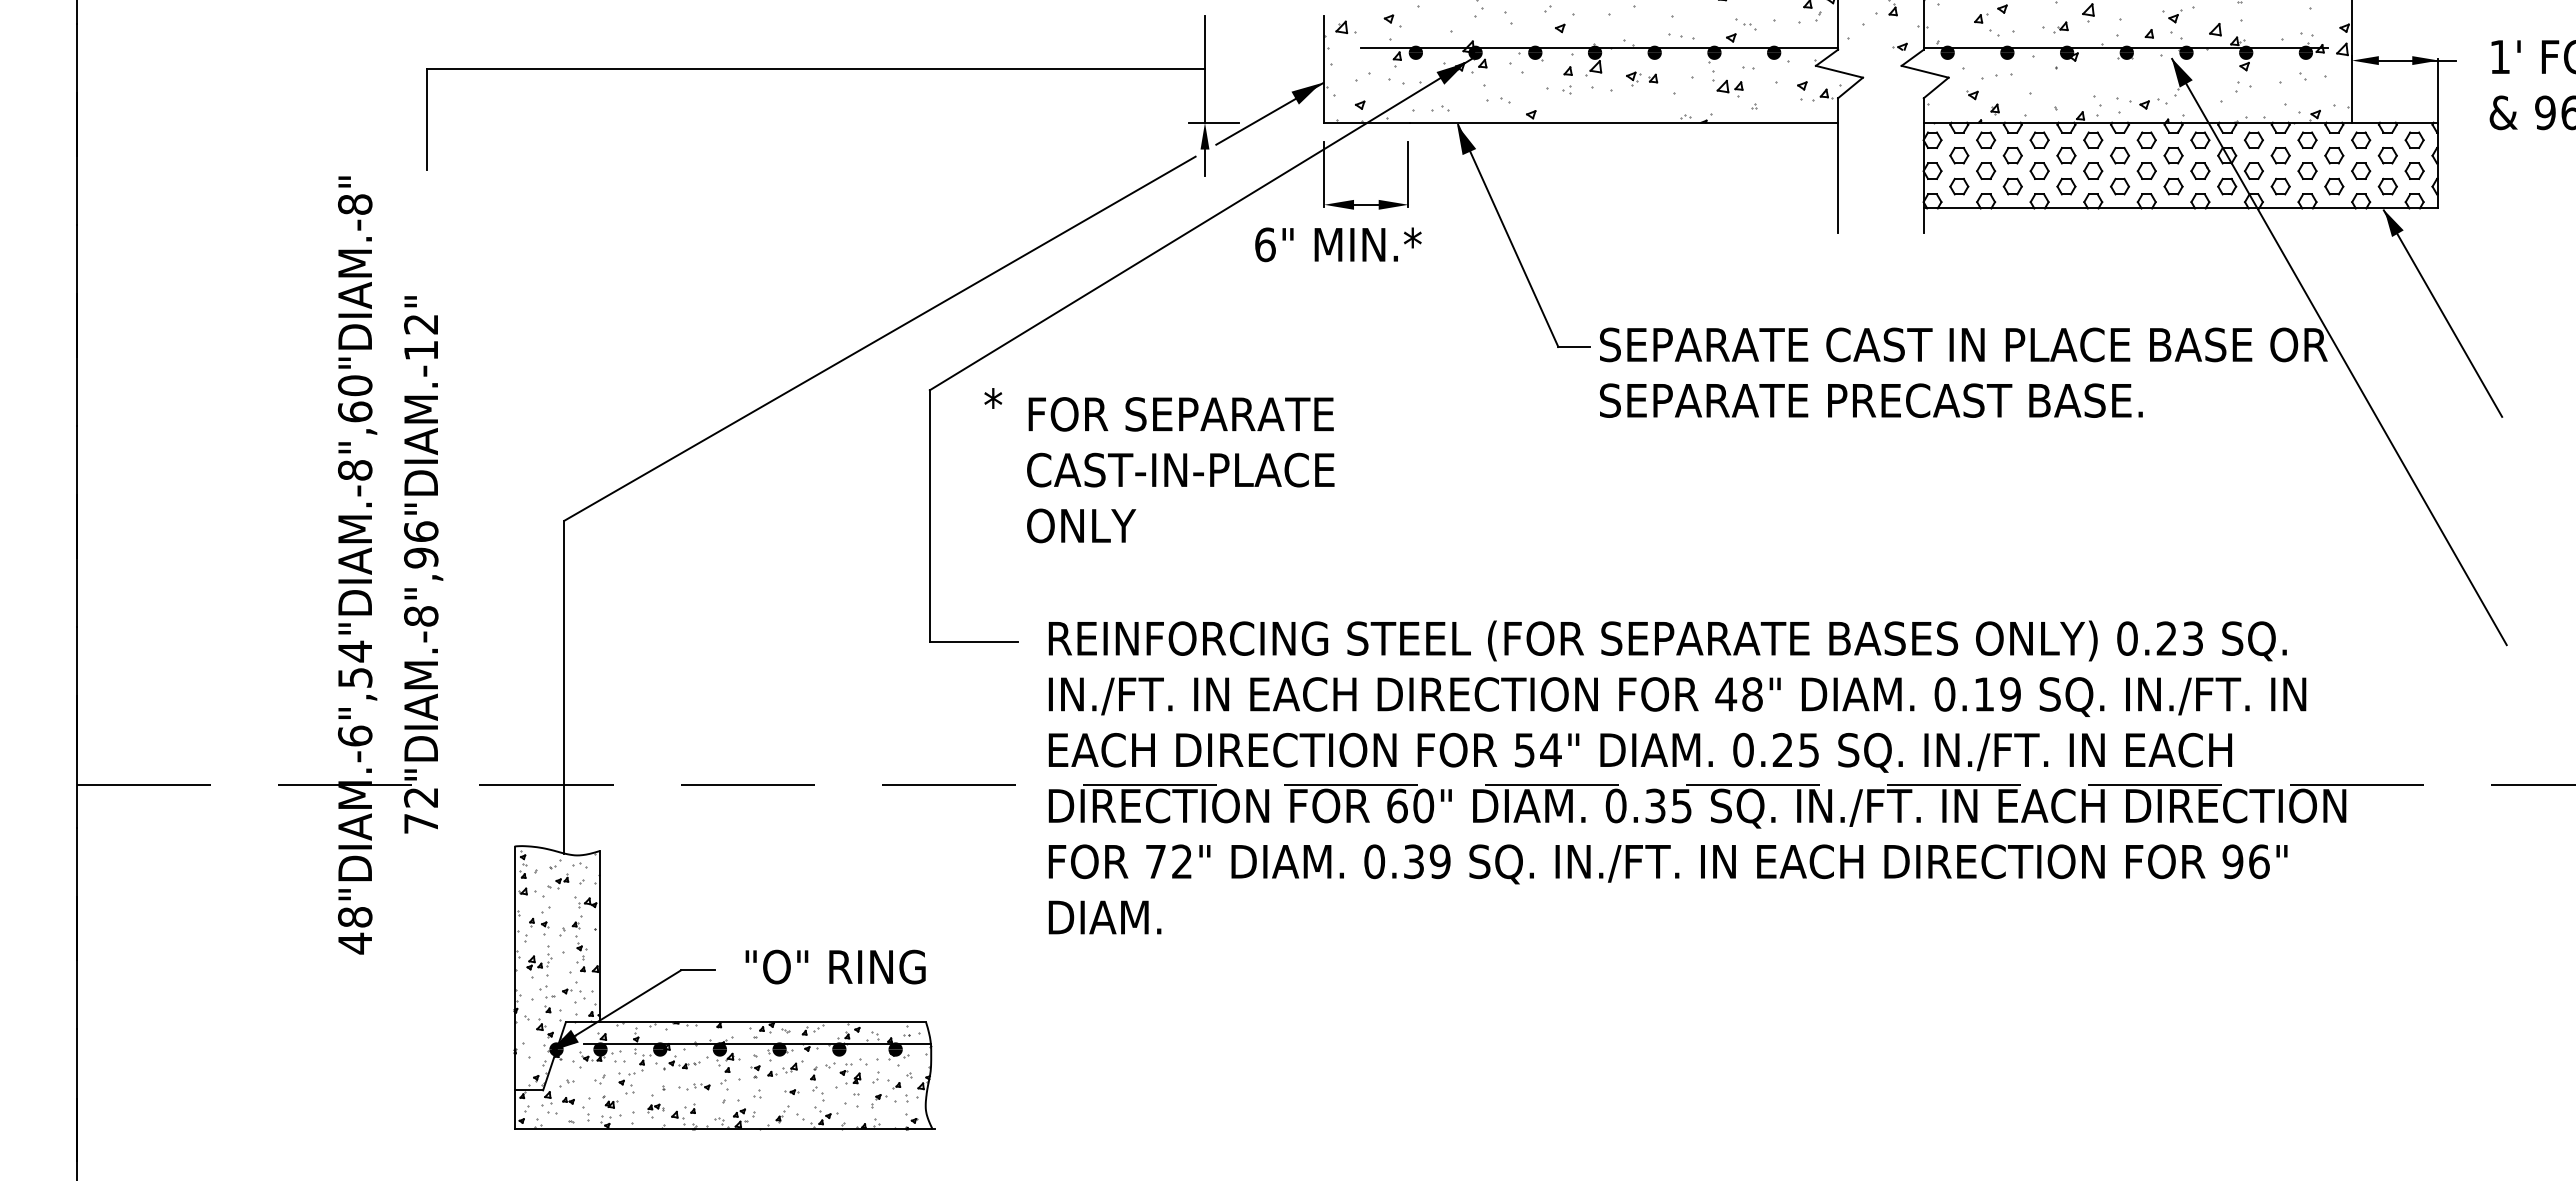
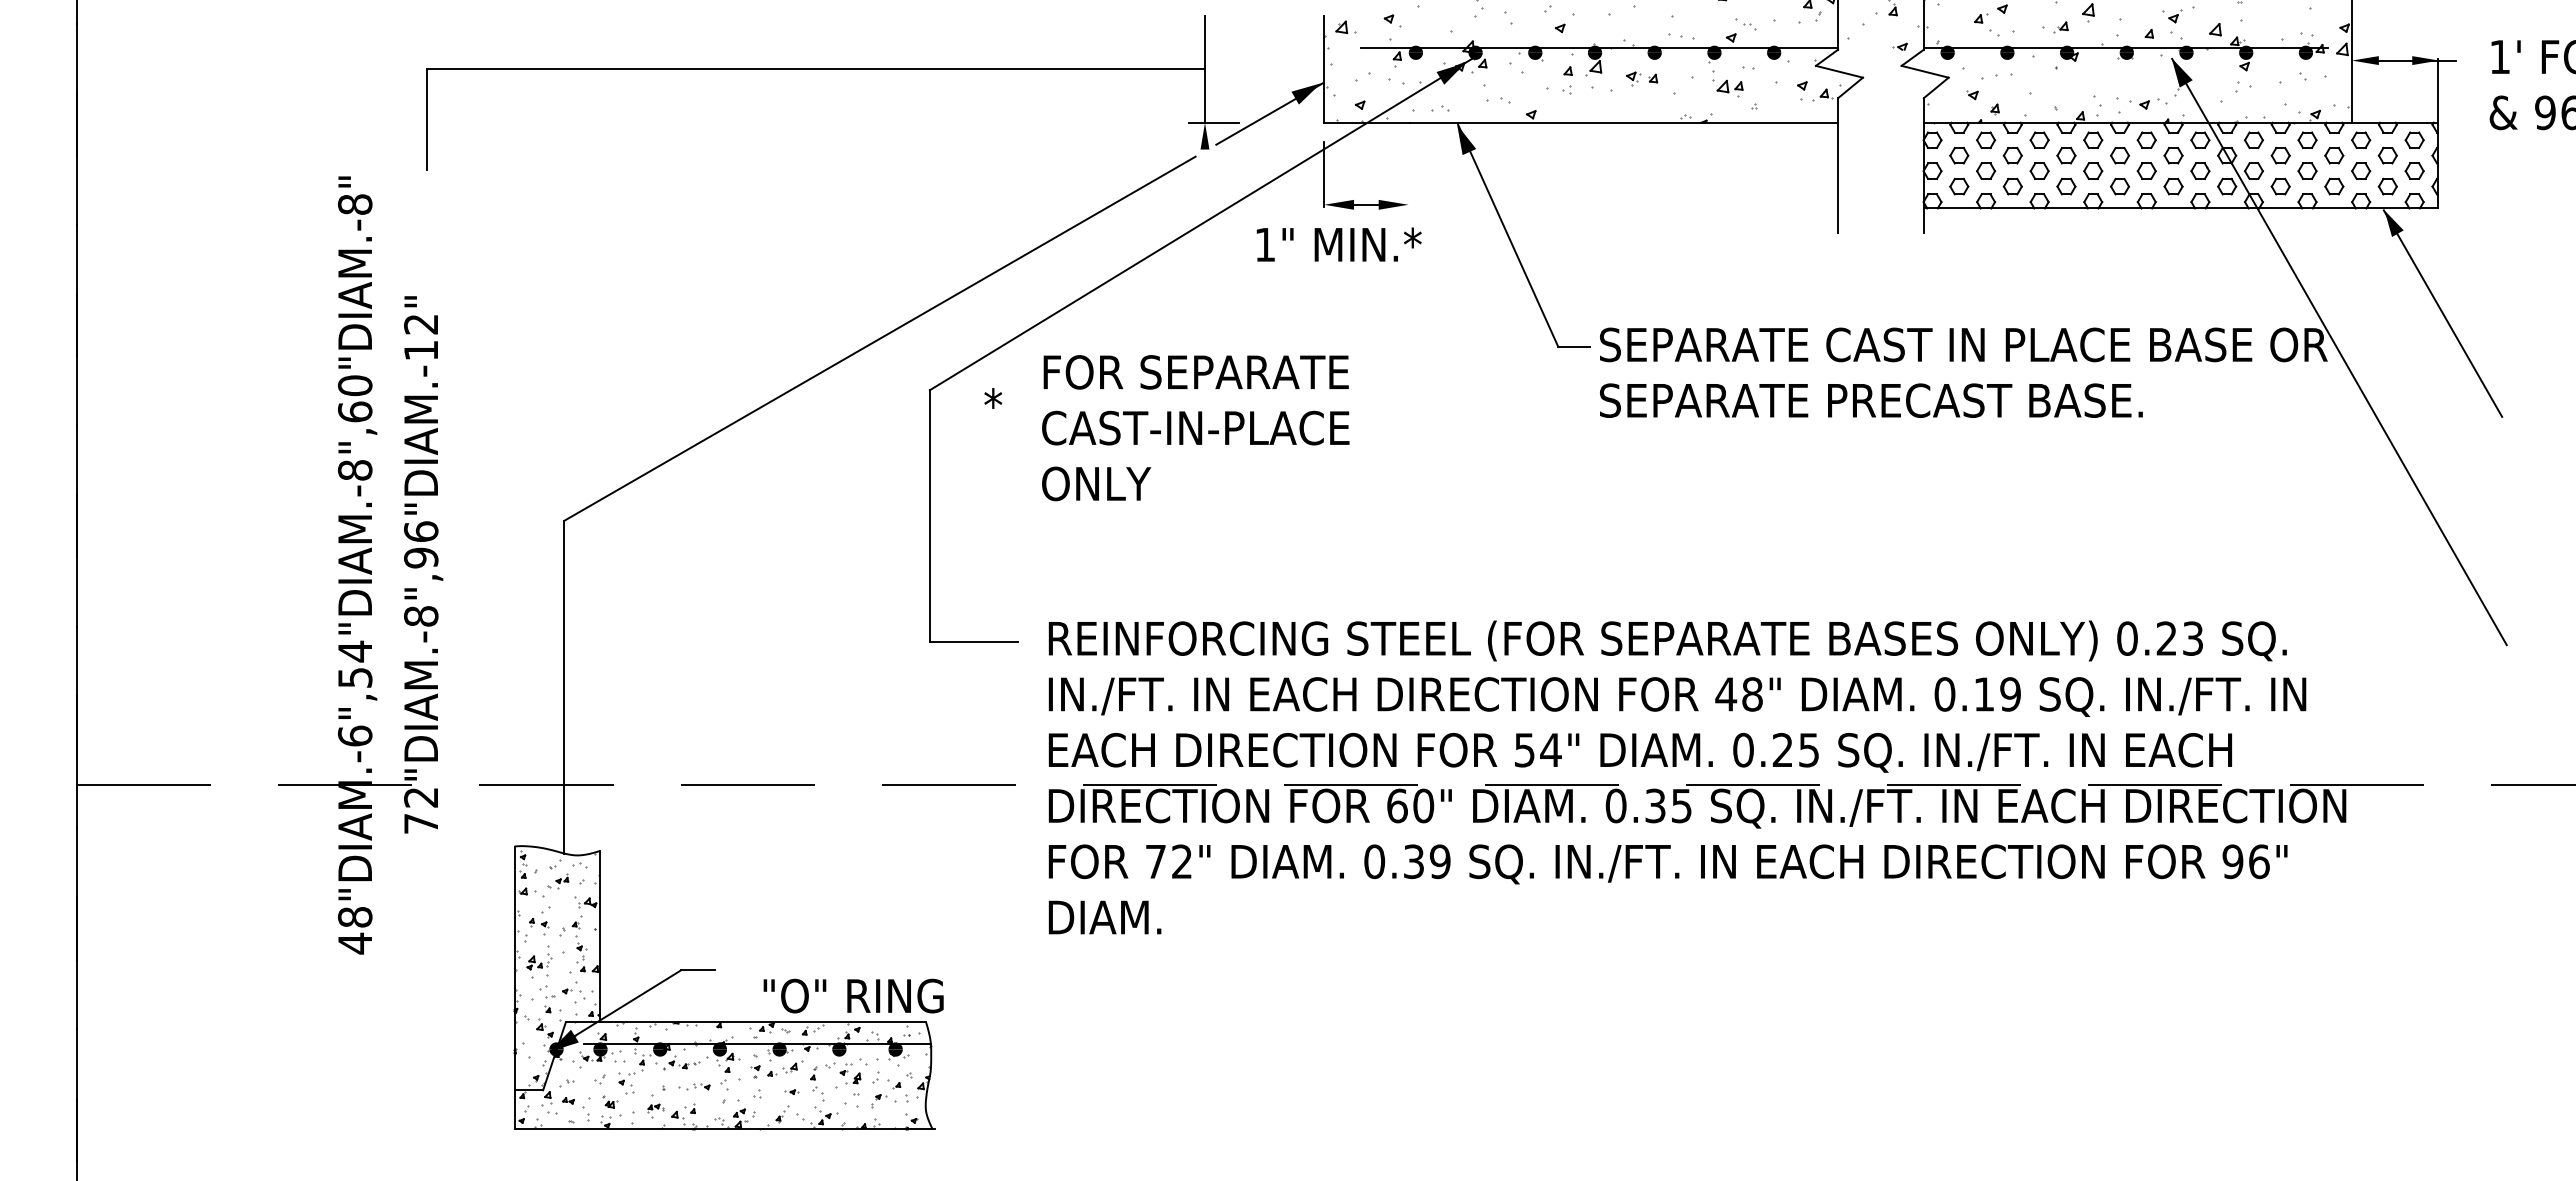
line: present -> none (1204, 162)
line: present -> none (1408, 174)
text: 6" -> 1" (1265, 244)
text position: (1180, 470) -> (1195, 428) (1195, 428)
text position: (835, 966) -> (853, 995) (853, 995)
